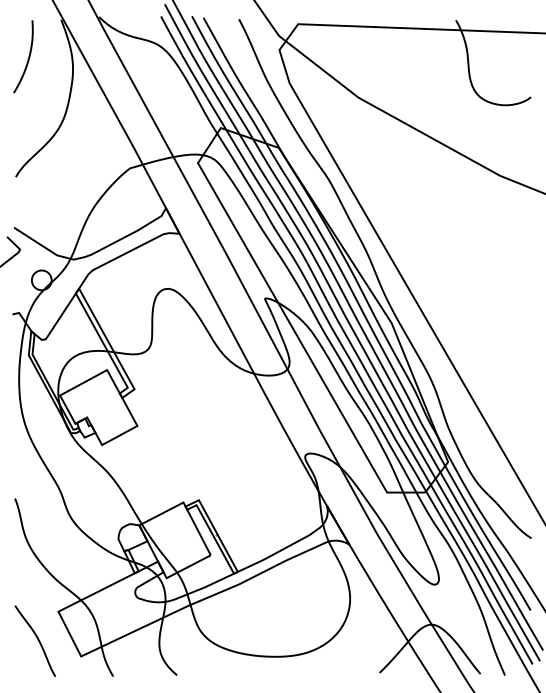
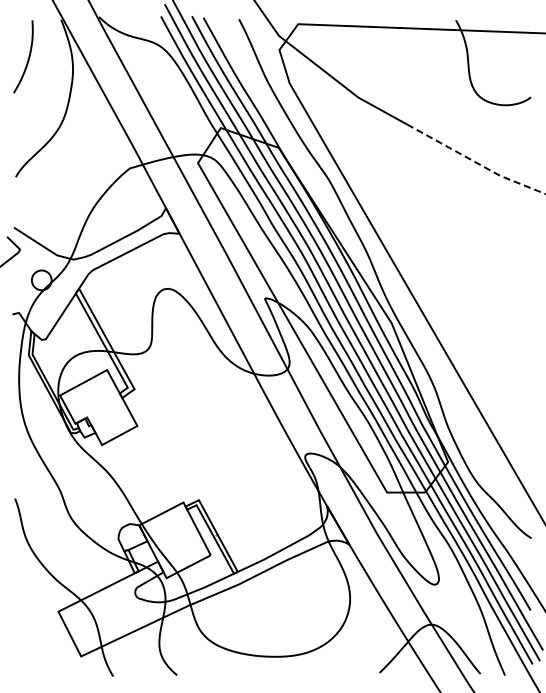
line: solid -> dashed (475, 162)
curve: present -> none (36, 638)
